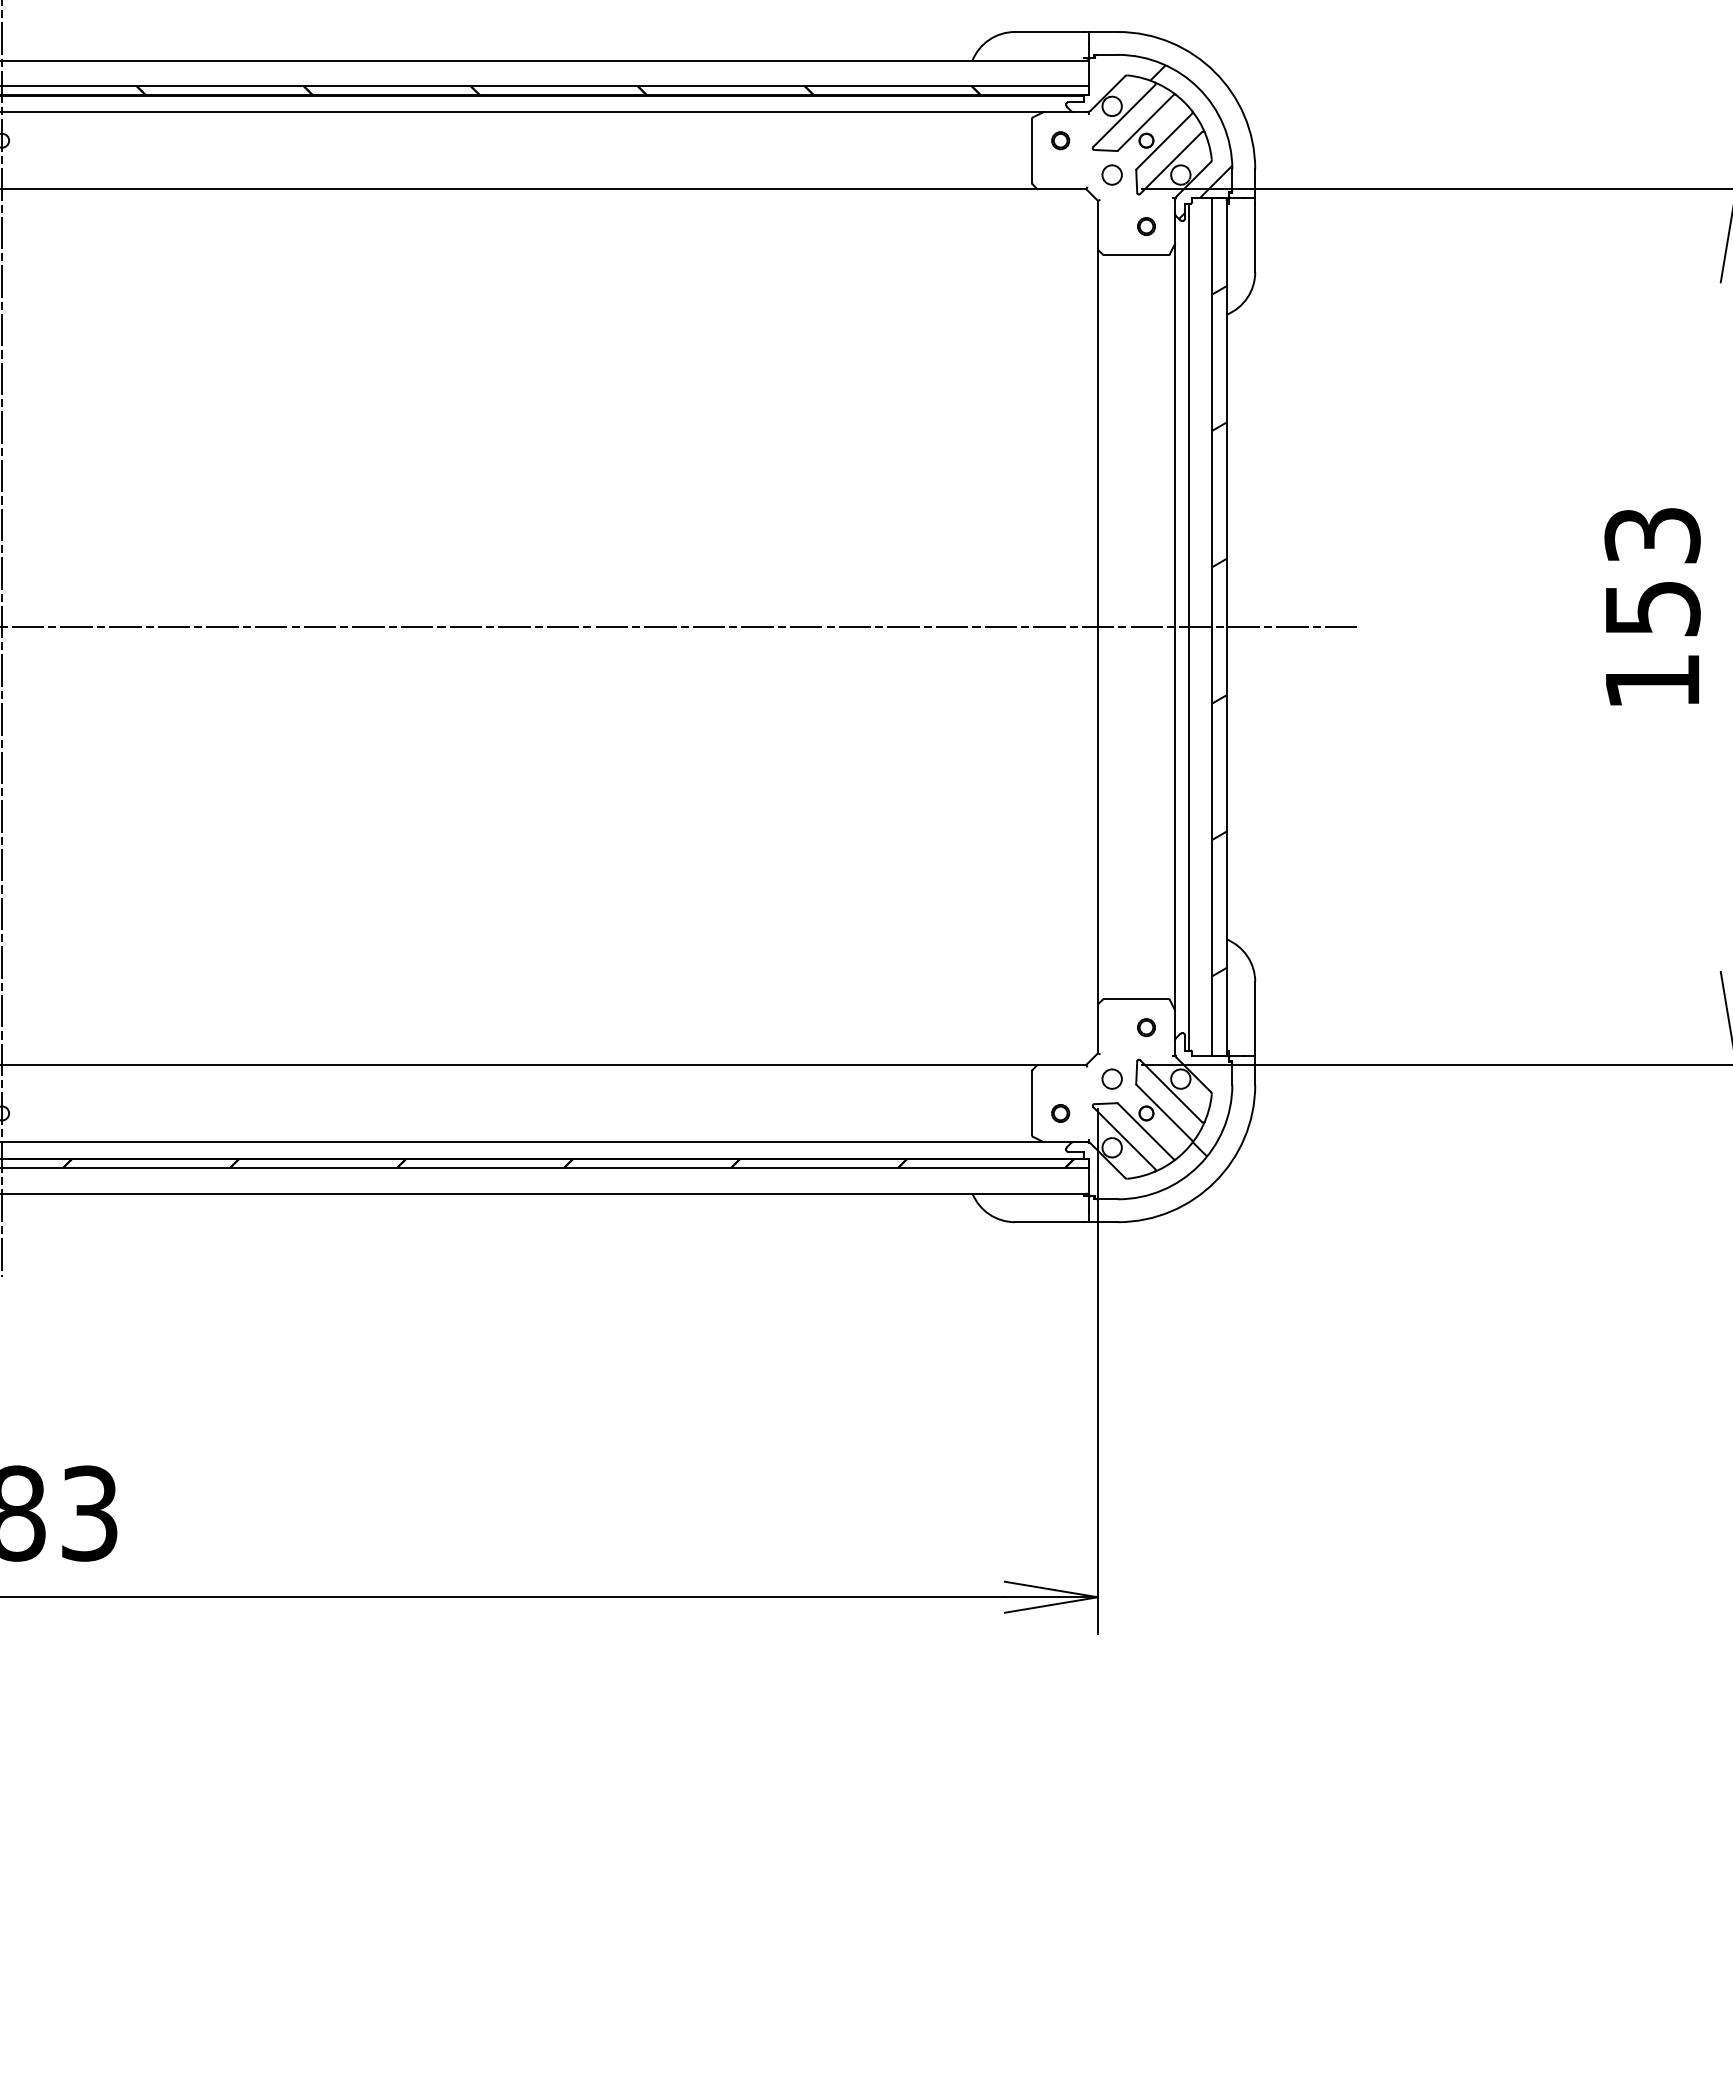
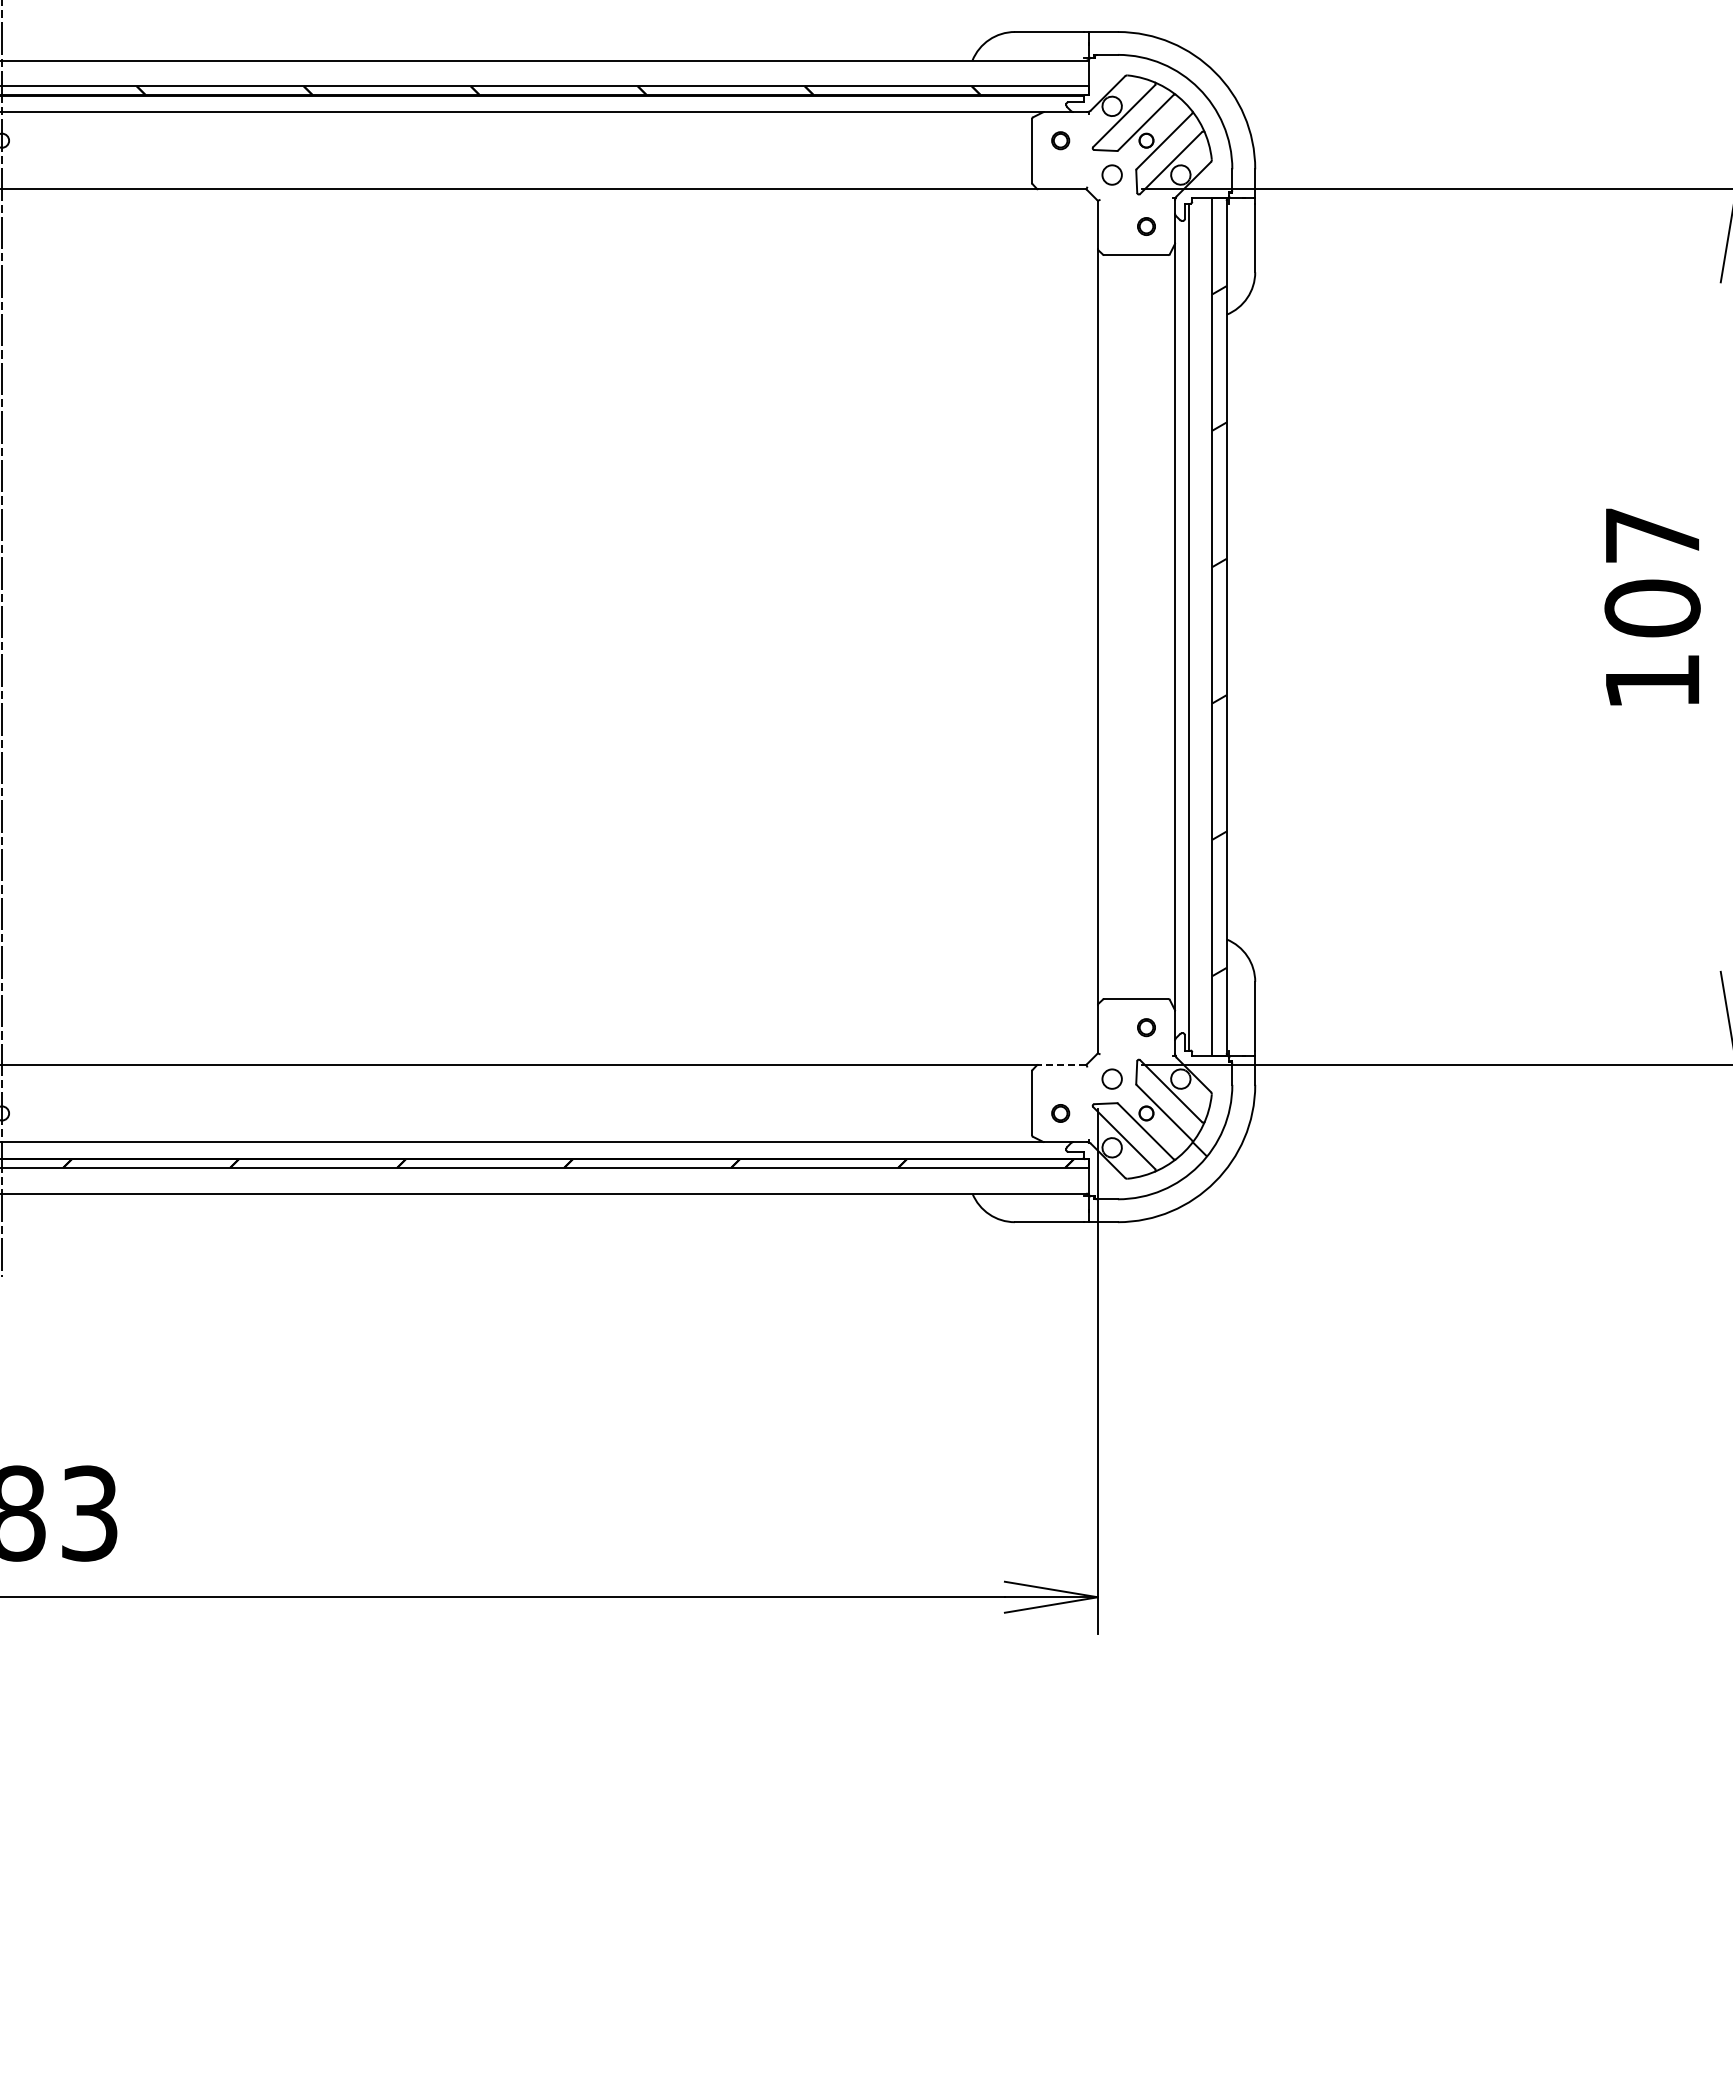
hatch: present -> none (1191, 142)
text: 153 -> 107 (1652, 572)
line: present -> none (679, 627)
line: solid -> dashed (1061, 1064)
